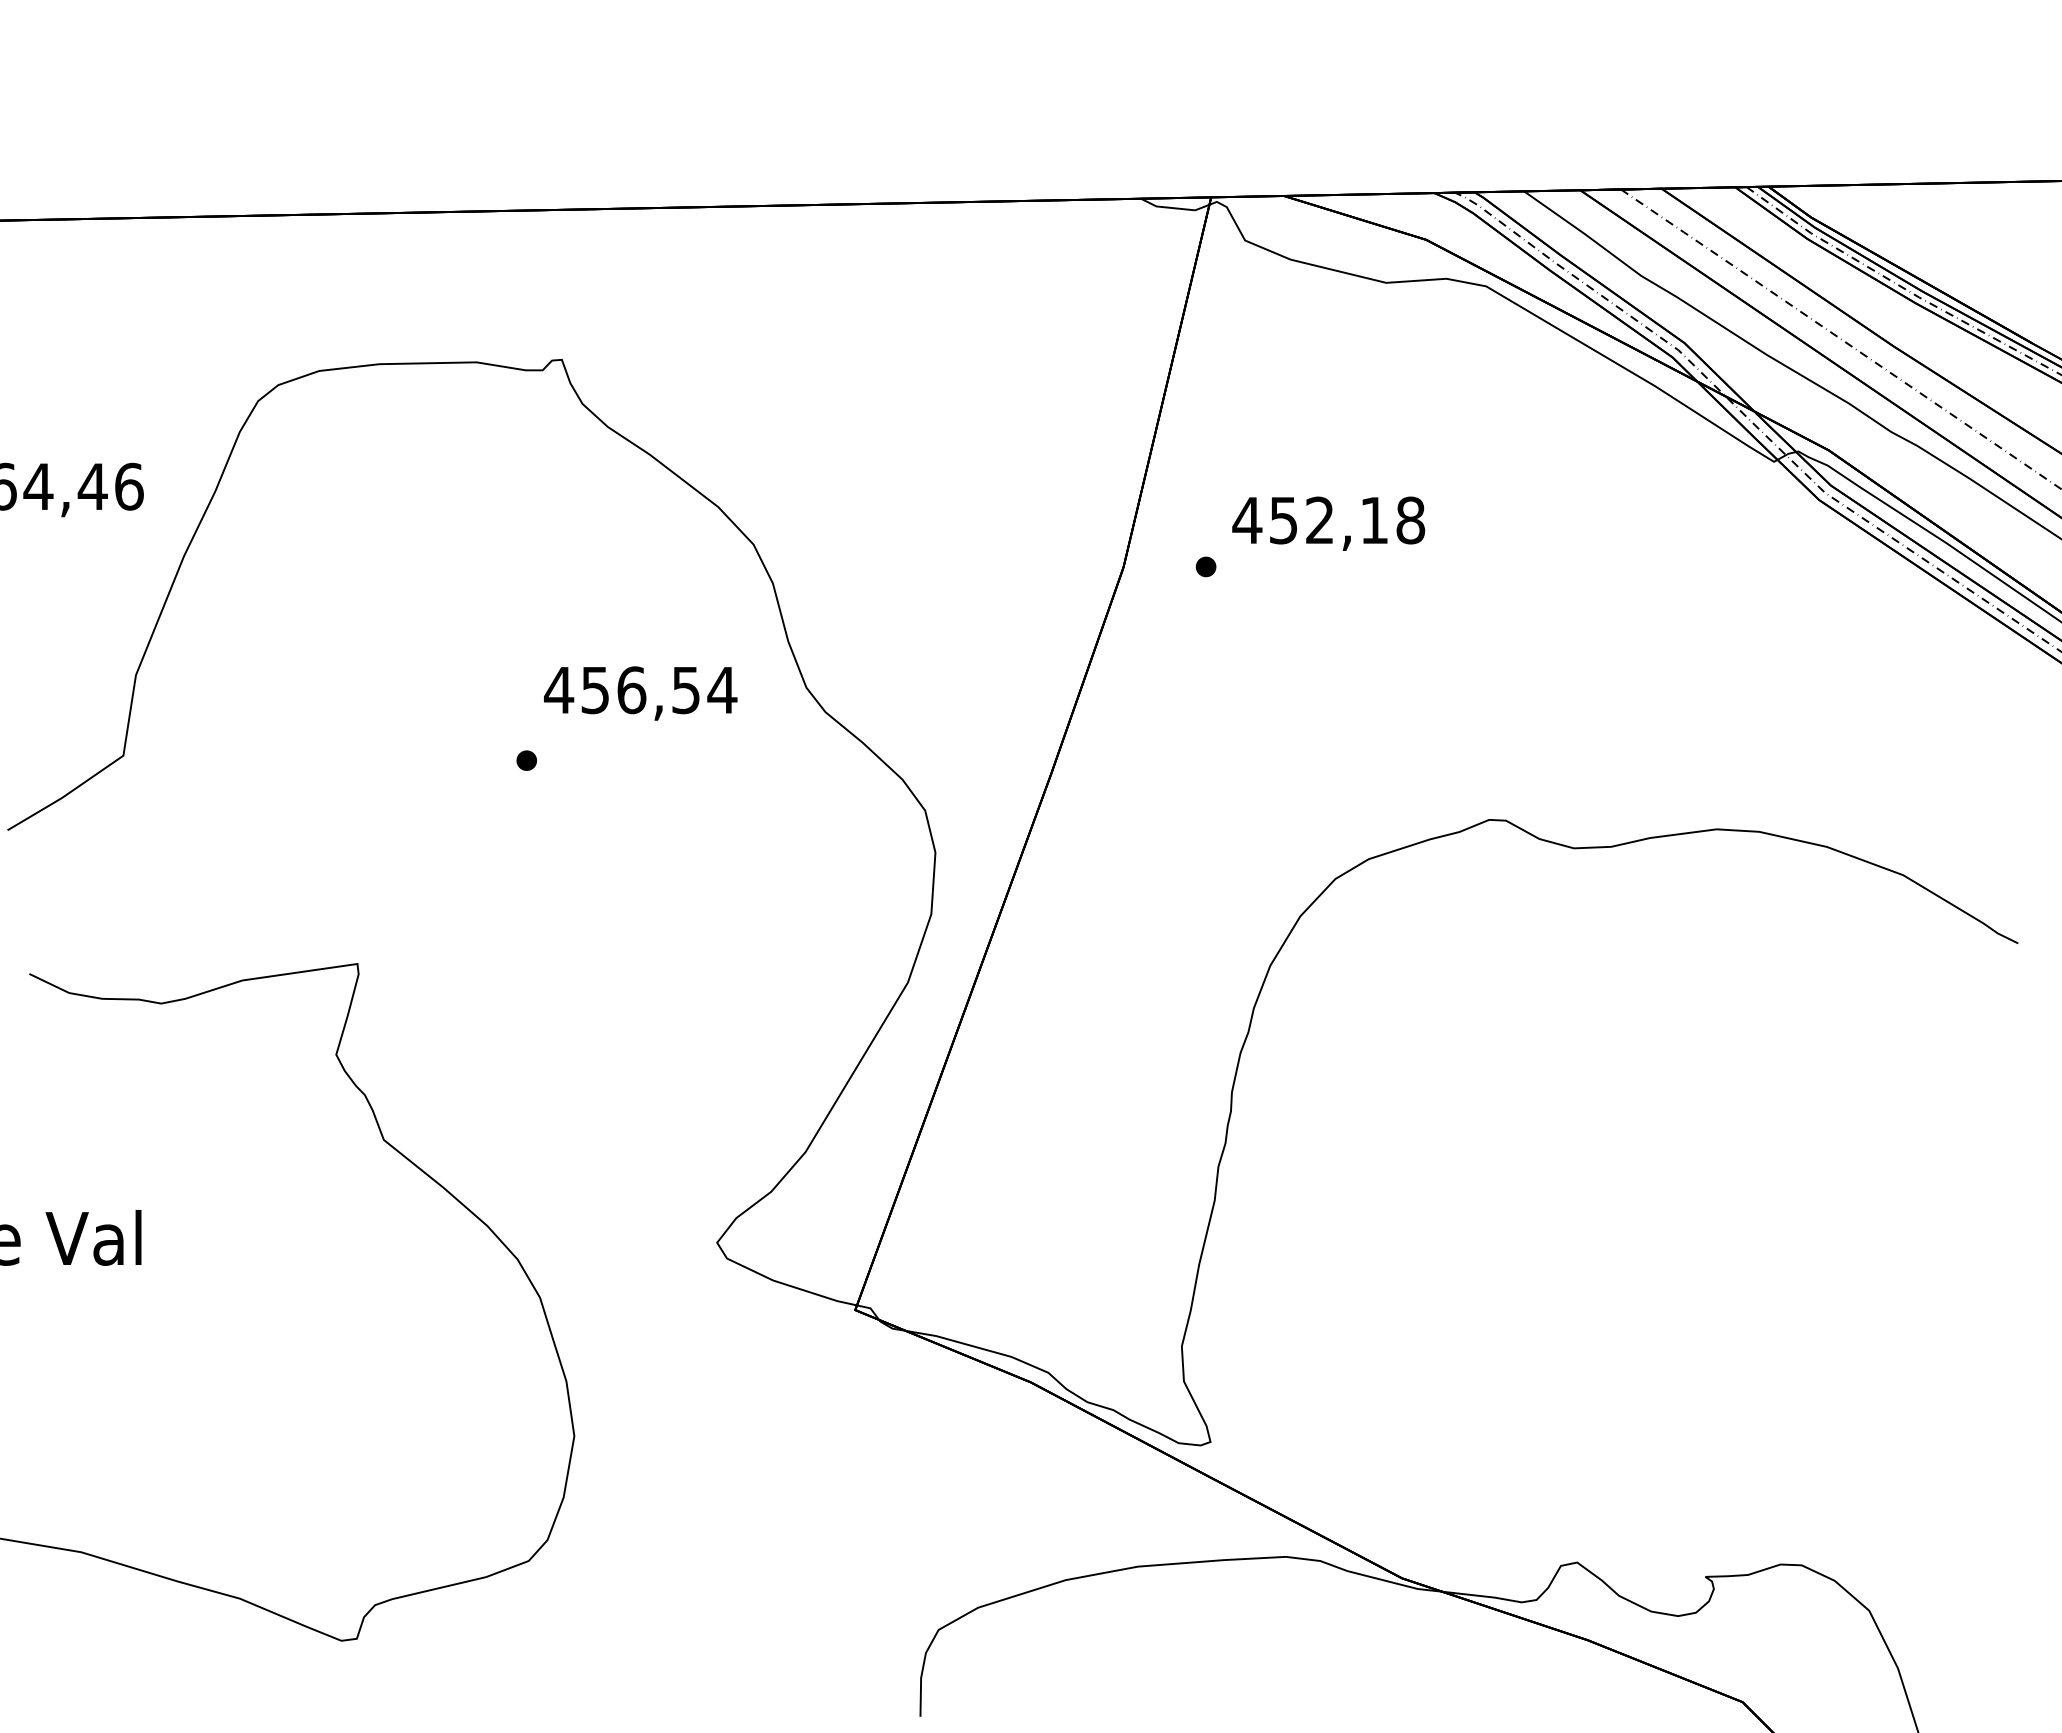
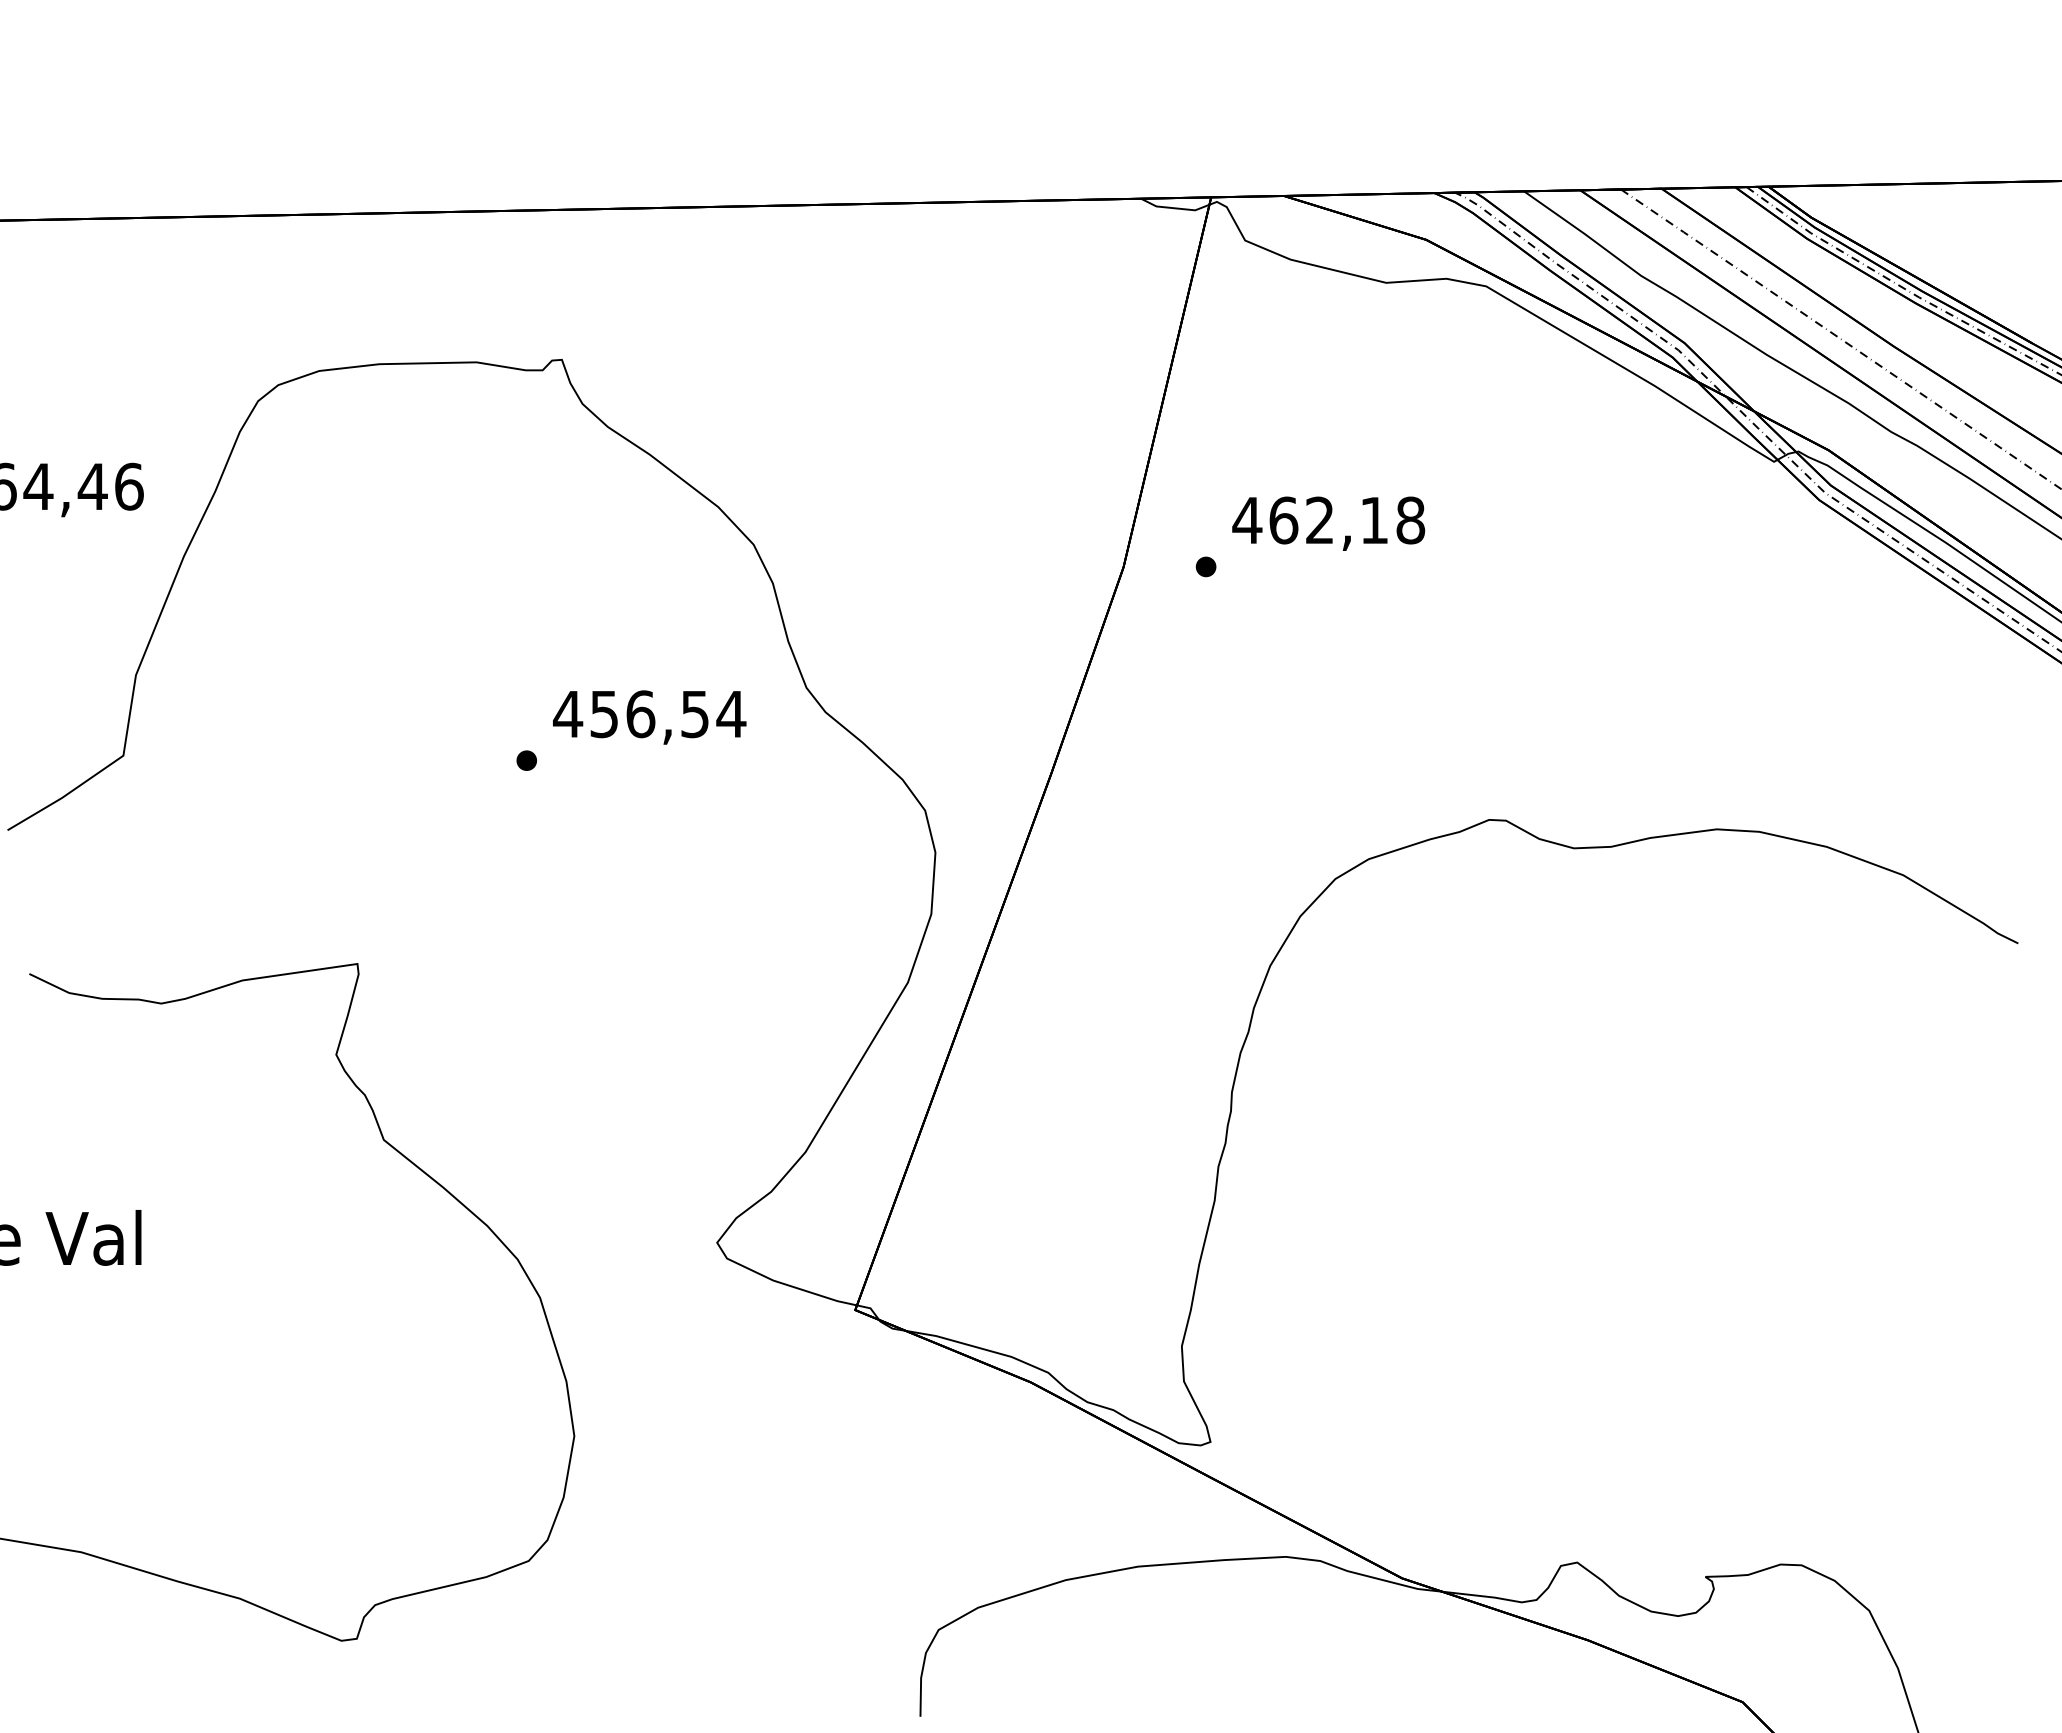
text: 452,18 -> 462,18 (1283, 520)
text position: (640, 693) -> (649, 717) (649, 717)
